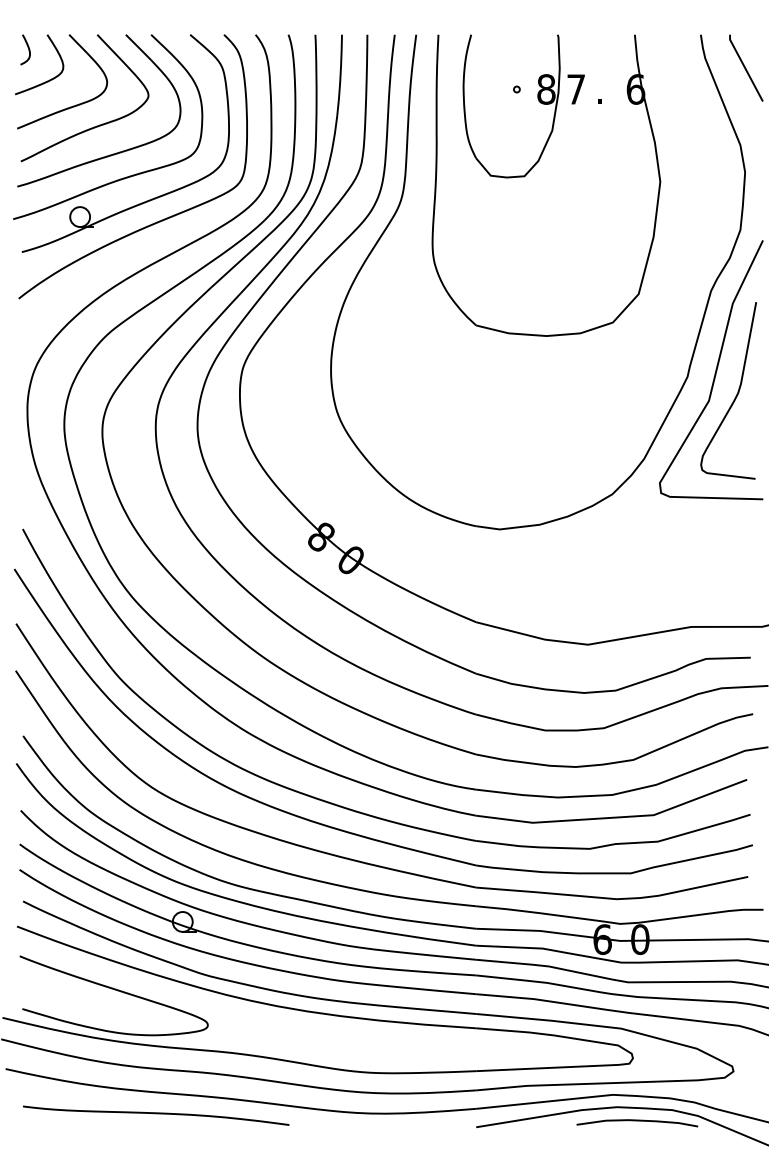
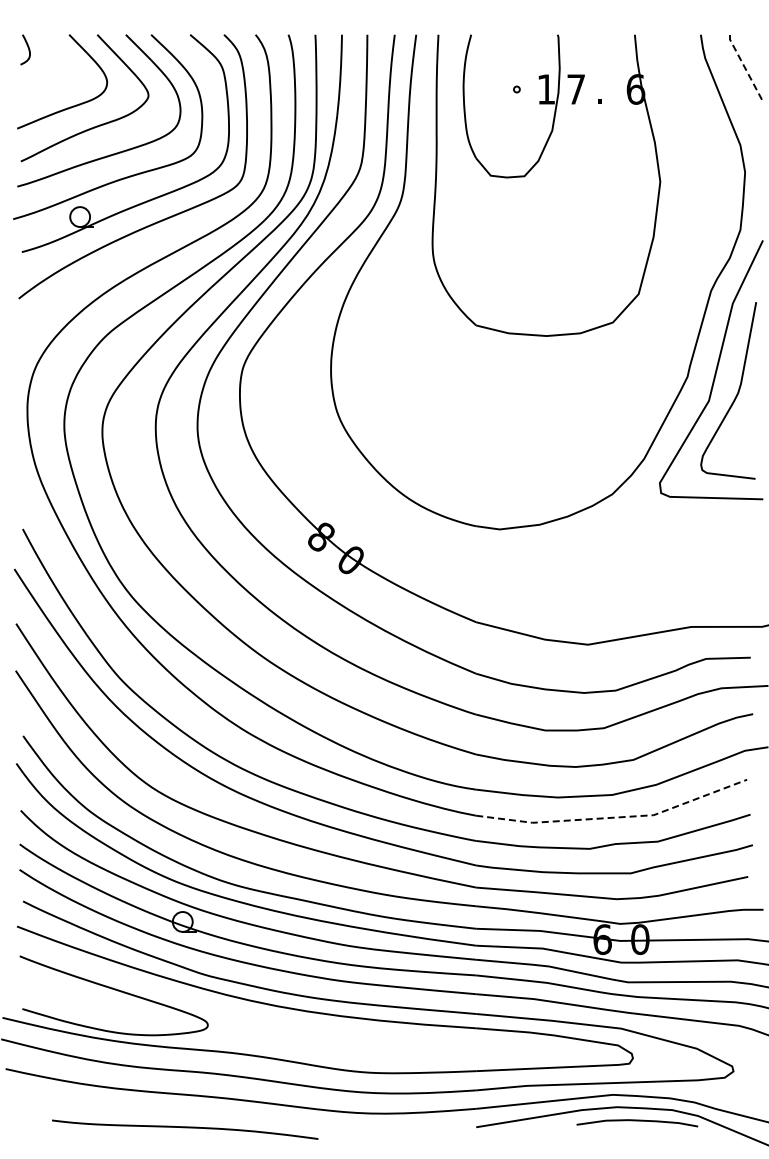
line: solid -> dashed (745, 68)
curve: present -> none (47, 80)
text: 8 -> 1 (546, 89)
line: solid -> dashed (615, 817)
curve position: (156, 1114) -> (185, 1128) (185, 1128)
